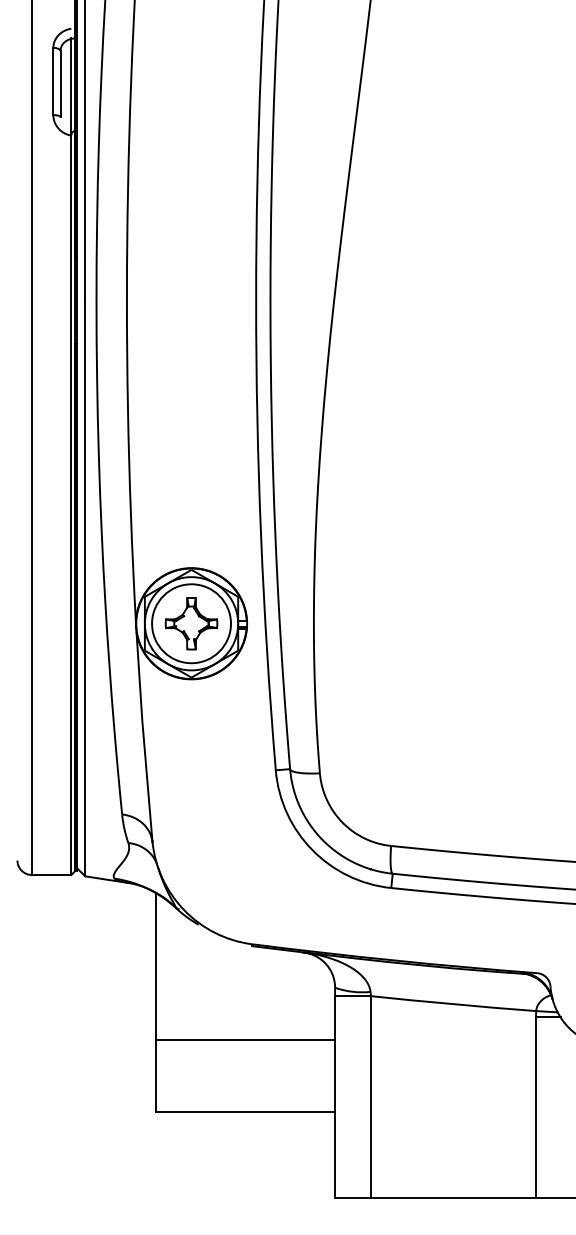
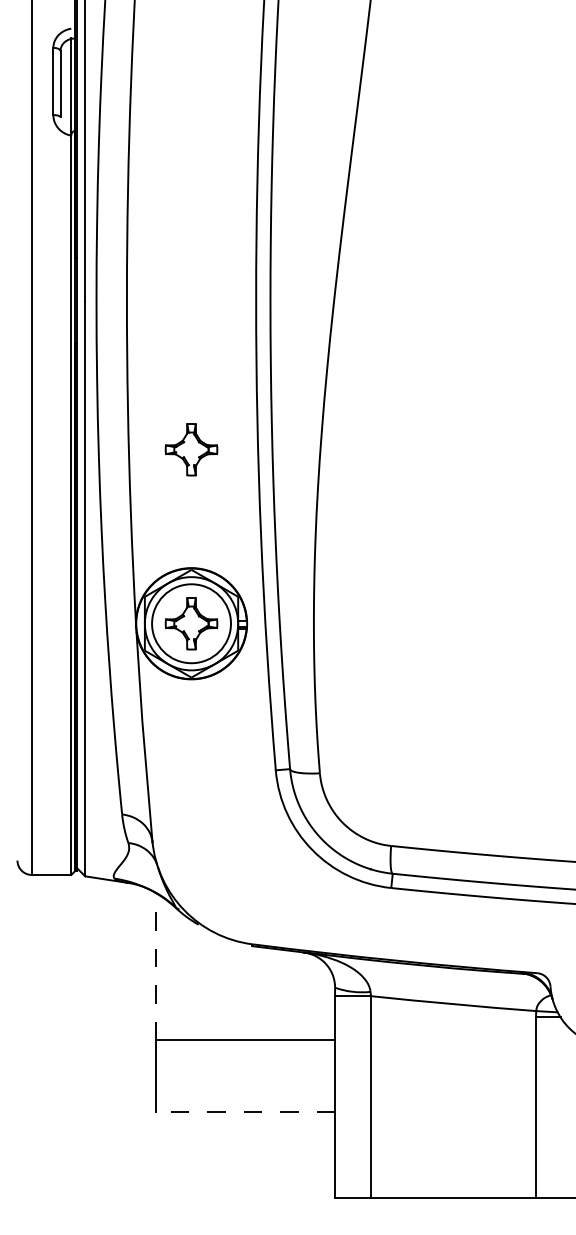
part: none -> present (191, 449)
line: solid -> dashed (155, 966)
line: solid -> dashed (245, 1111)
